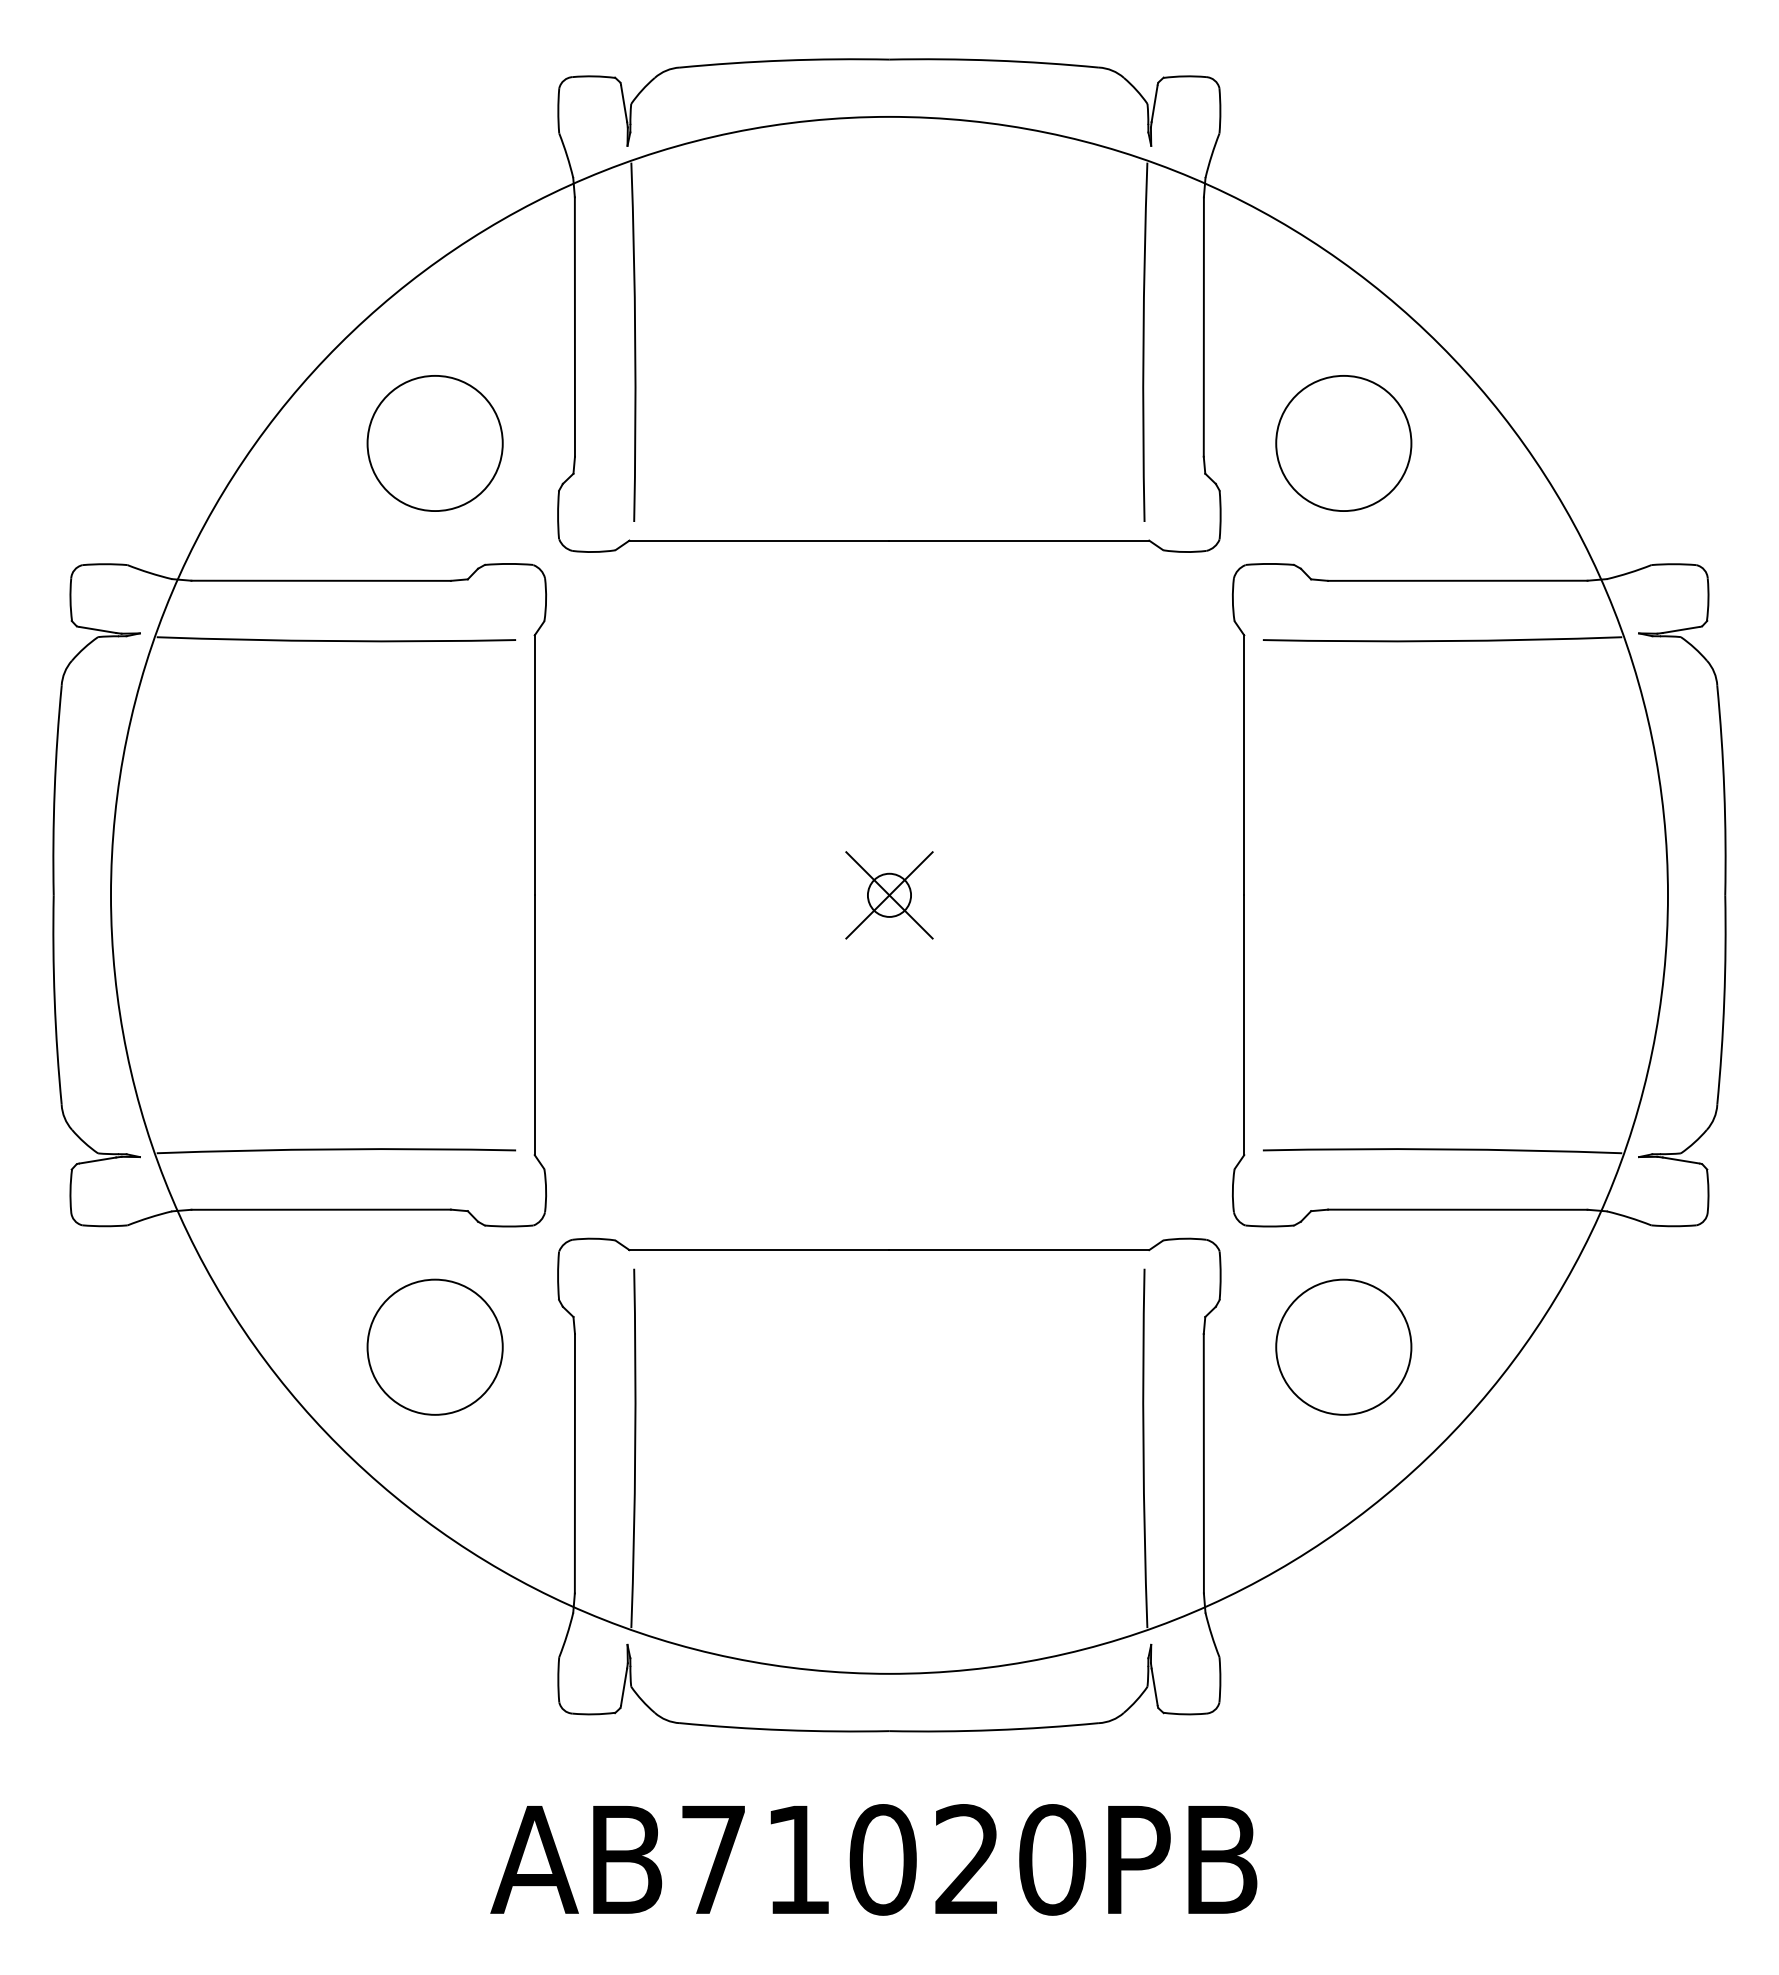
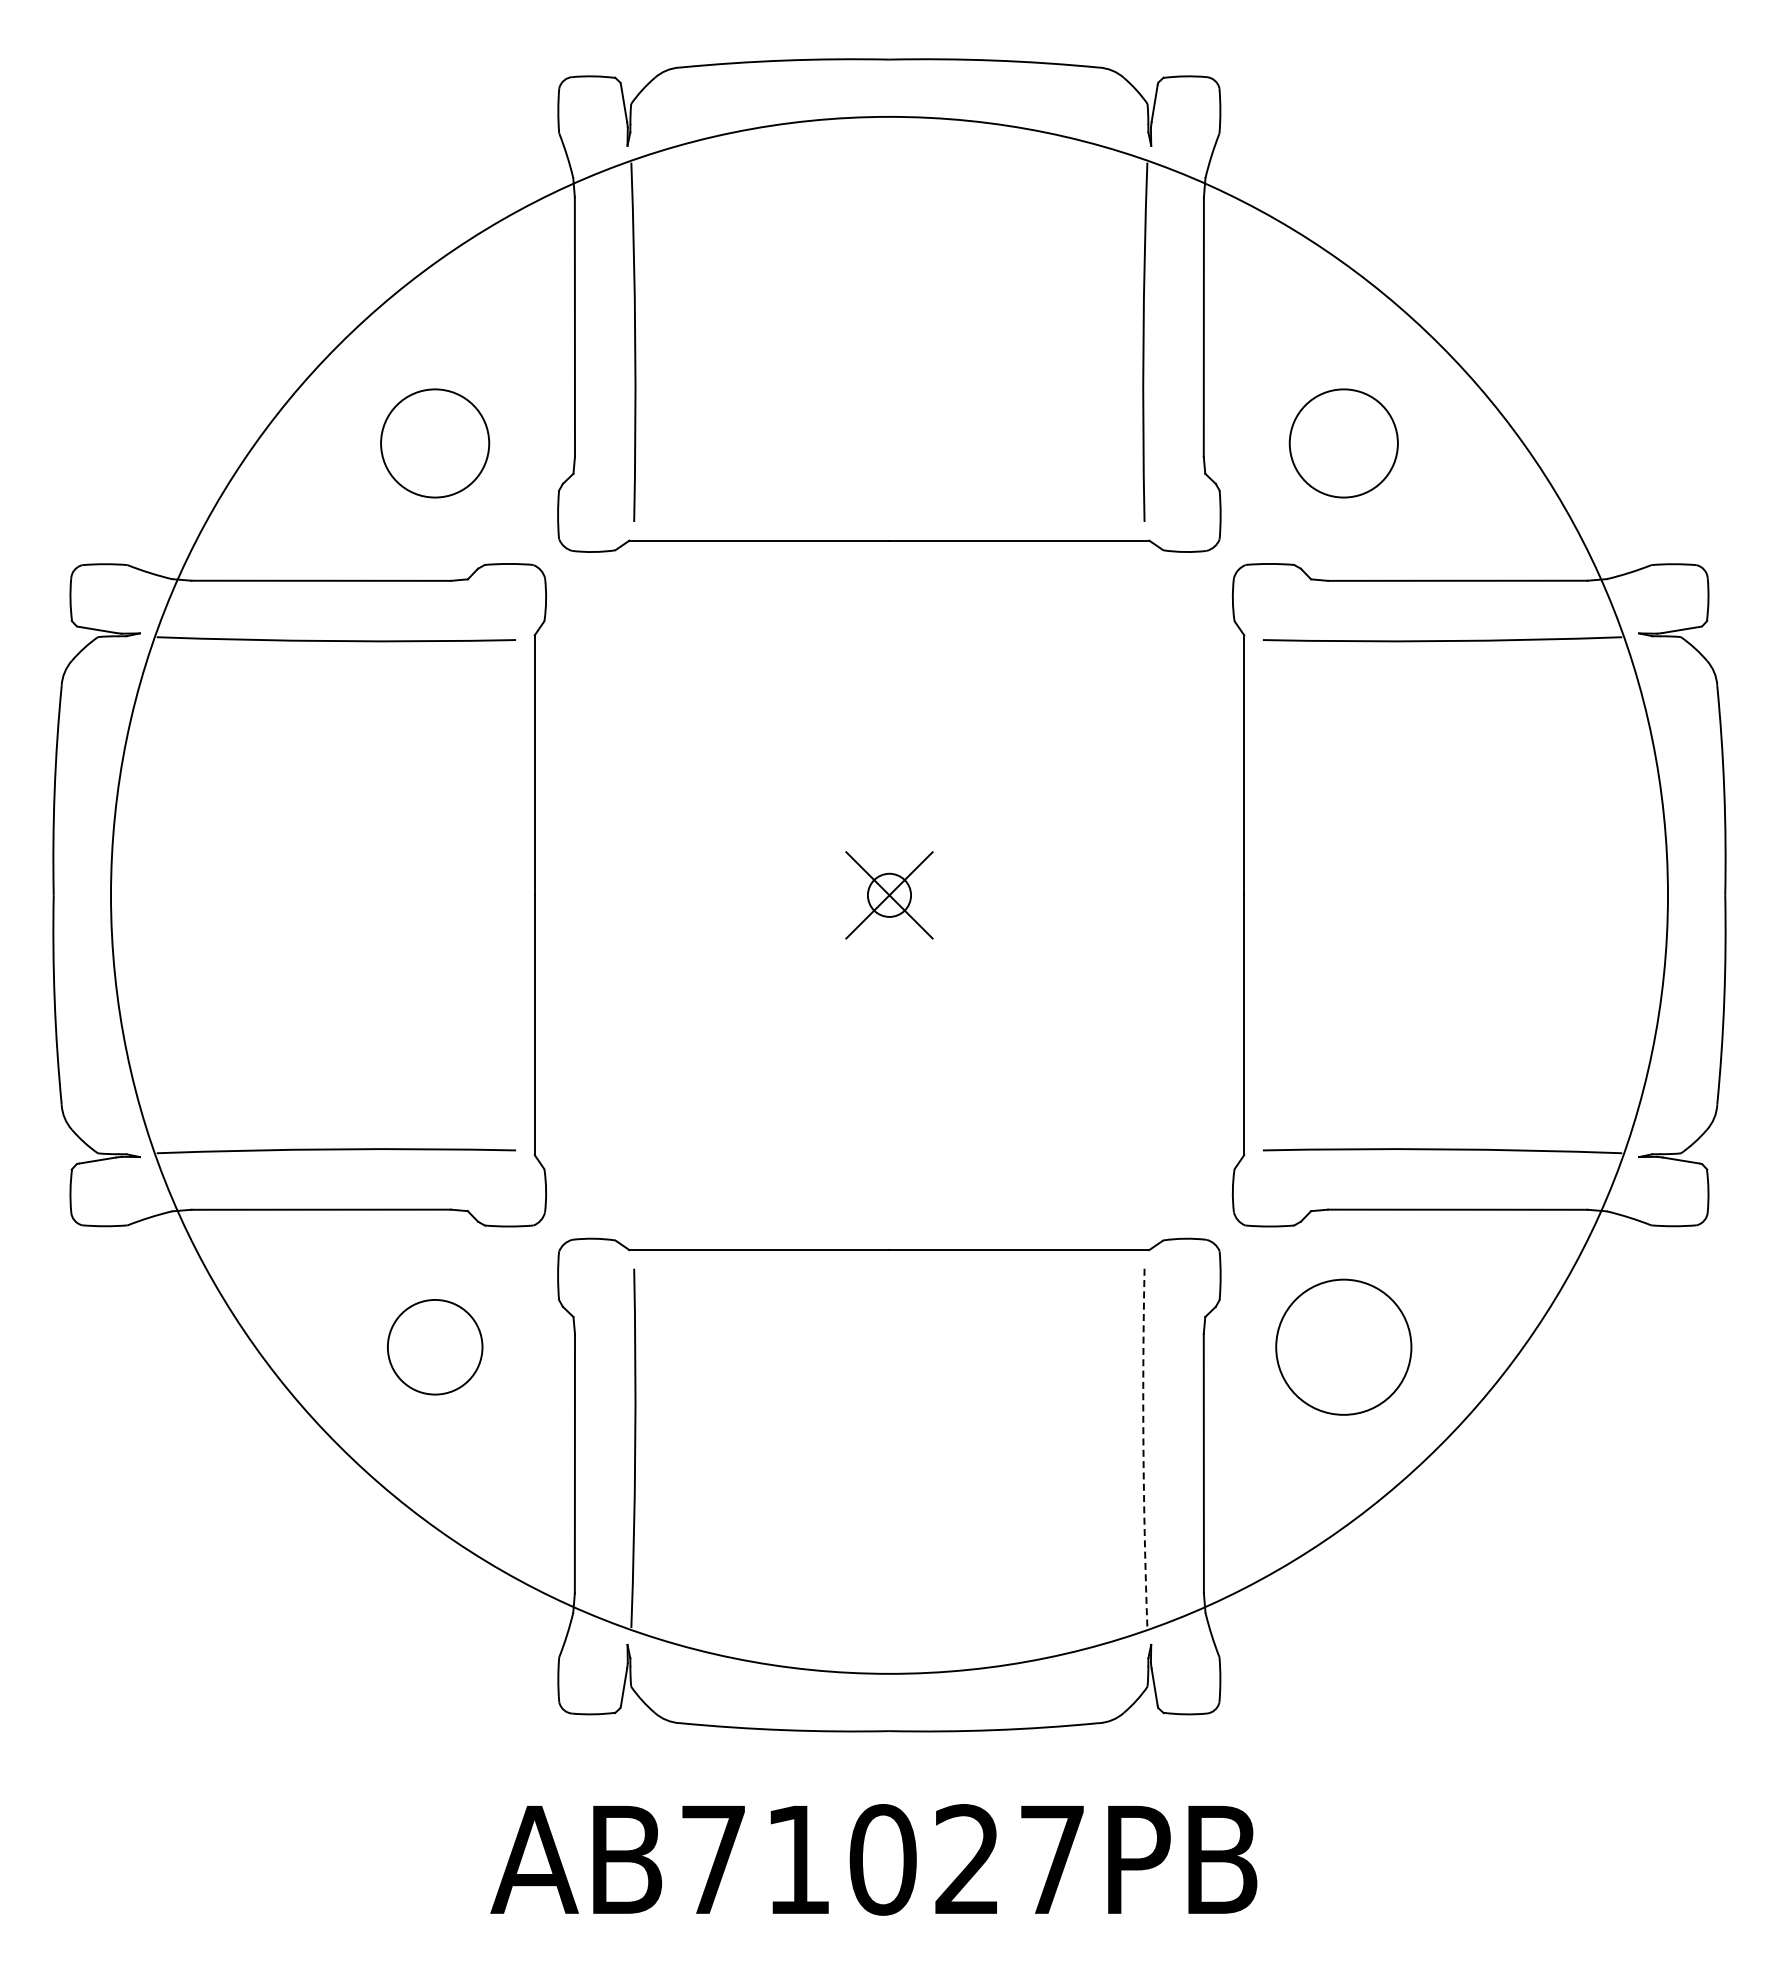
circle size: 138x137 px -> 111x111 px (435, 443)
circle size: 138x137 px -> 111x111 px (1343, 443)
circle diameter: 135 px -> 95 px (434, 1346)
arc: solid -> dashed (1143, 1448)
text: AB71020PB -> AB71027PB (1052, 1859)
